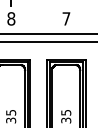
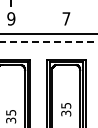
text: 8 -> 9 (11, 18)
line: solid -> dashed (48, 41)
text position: (66, 116) -> (66, 109) (66, 109)
